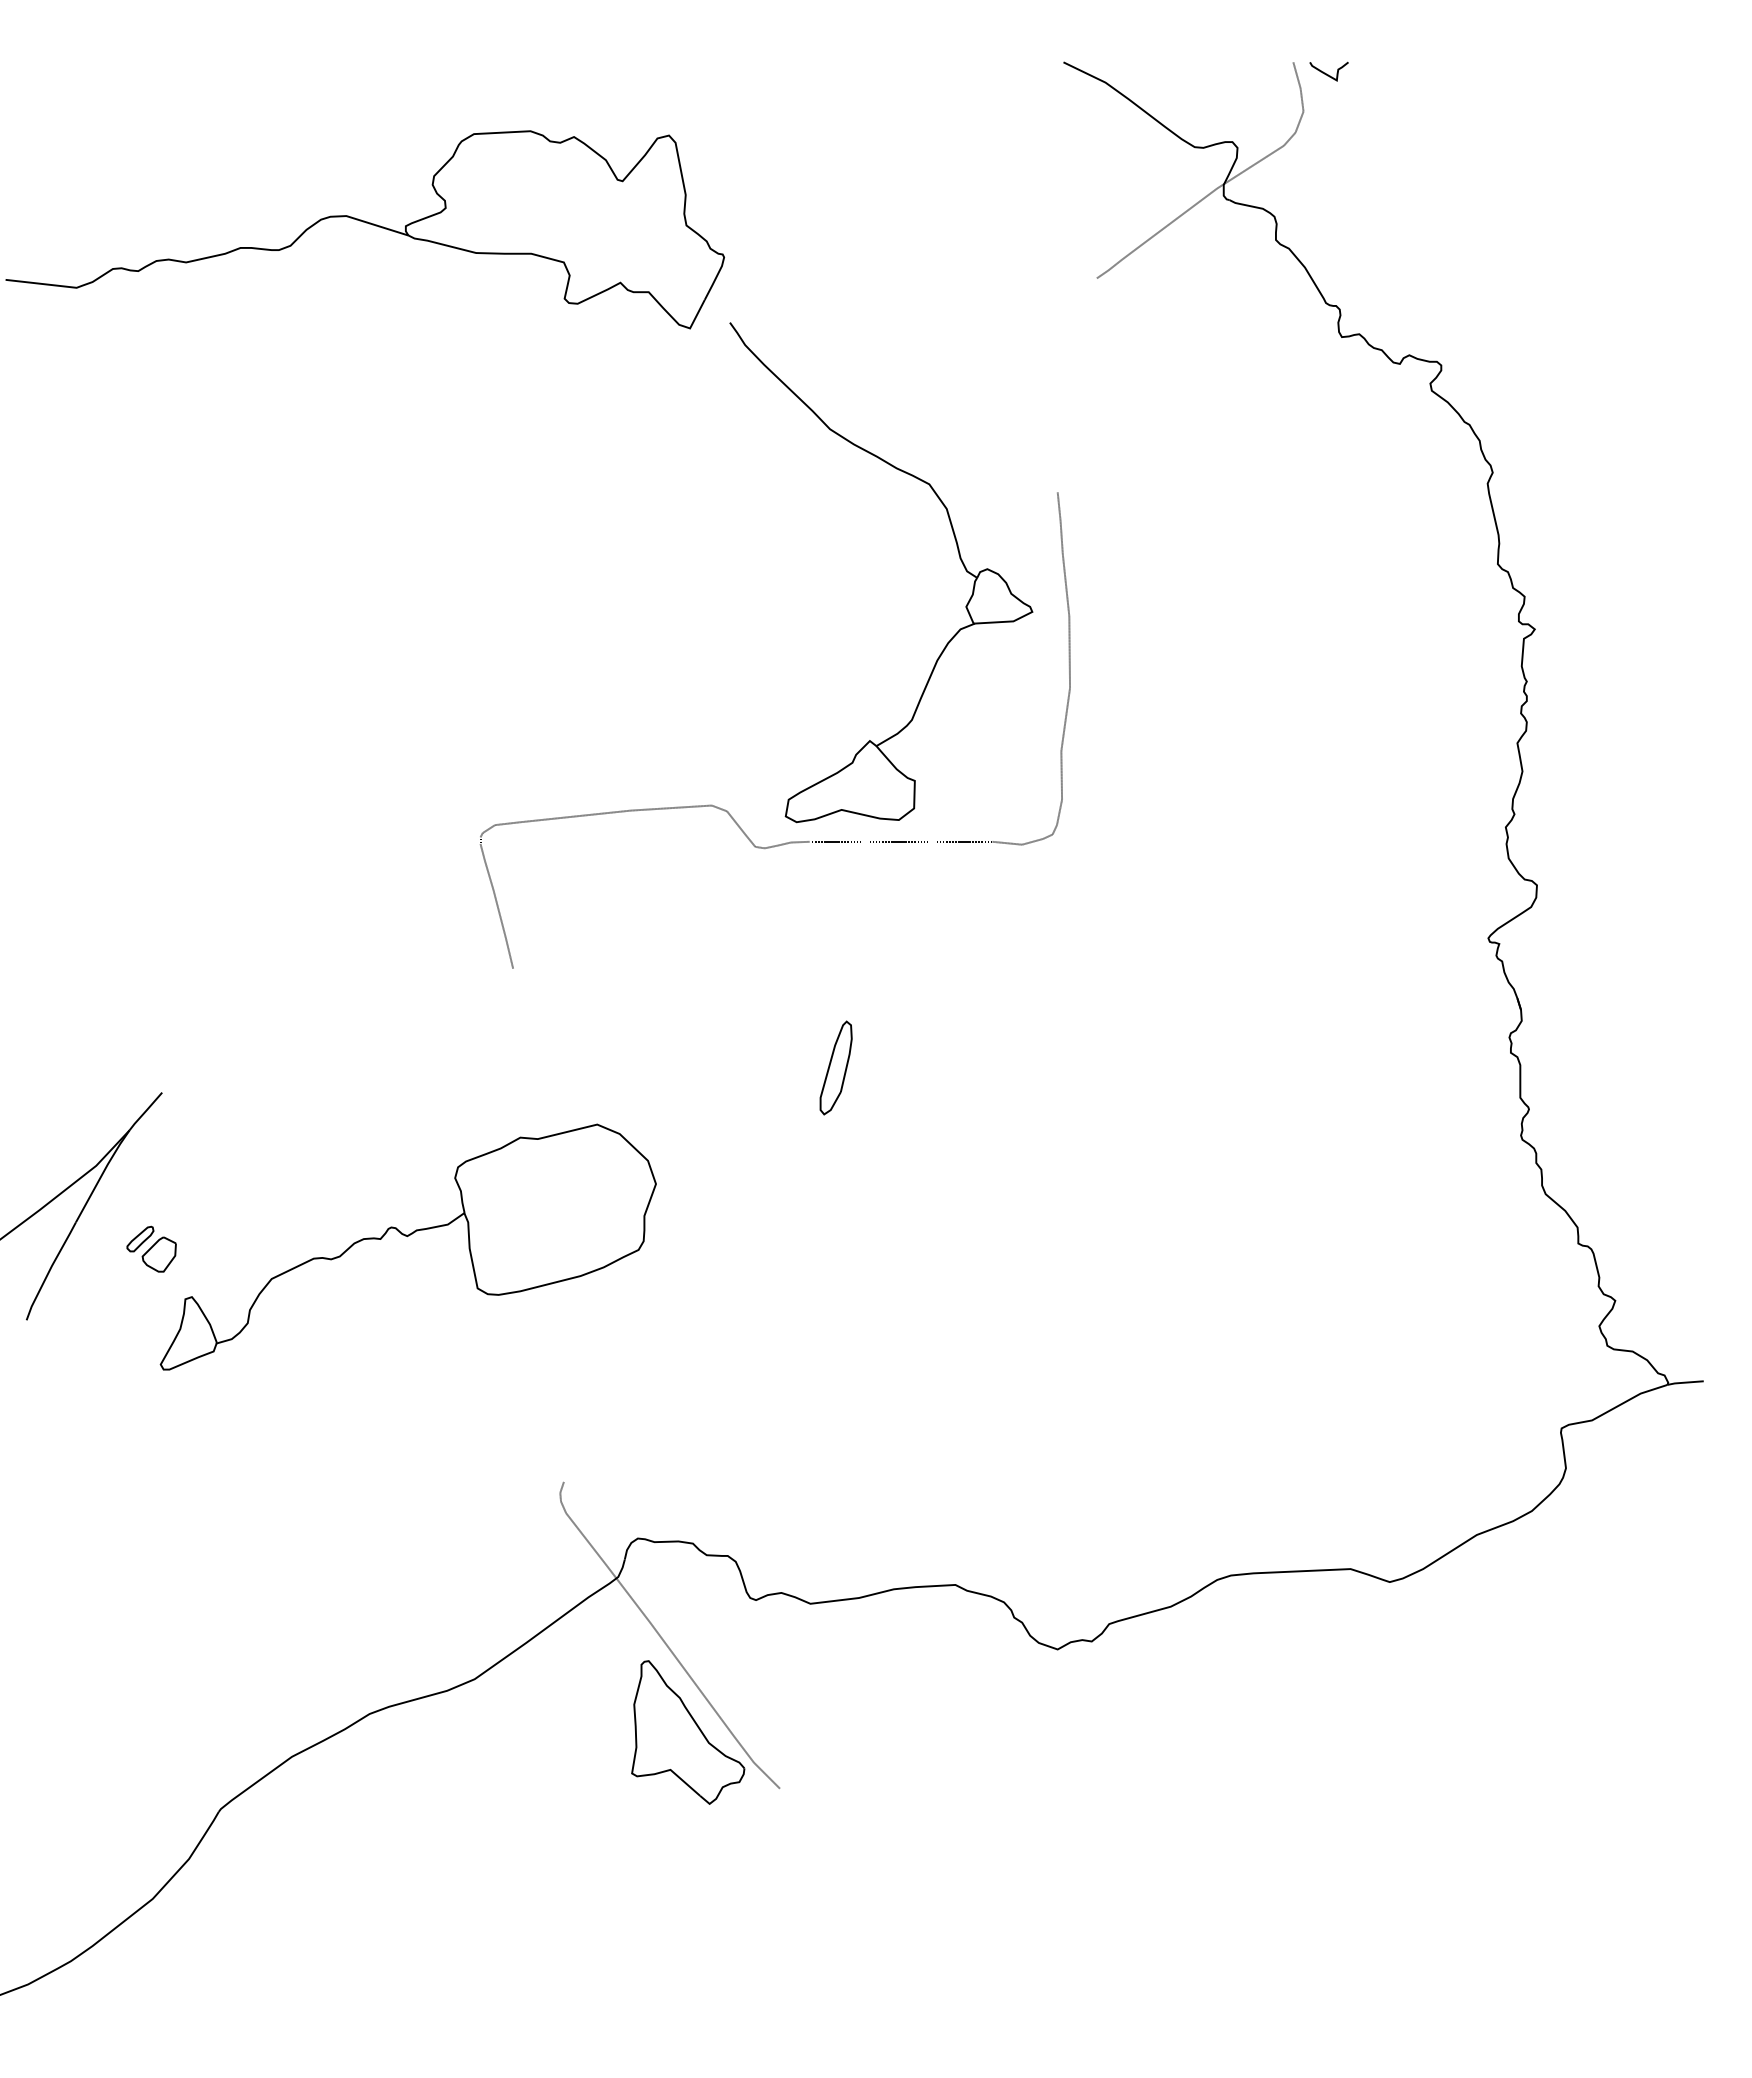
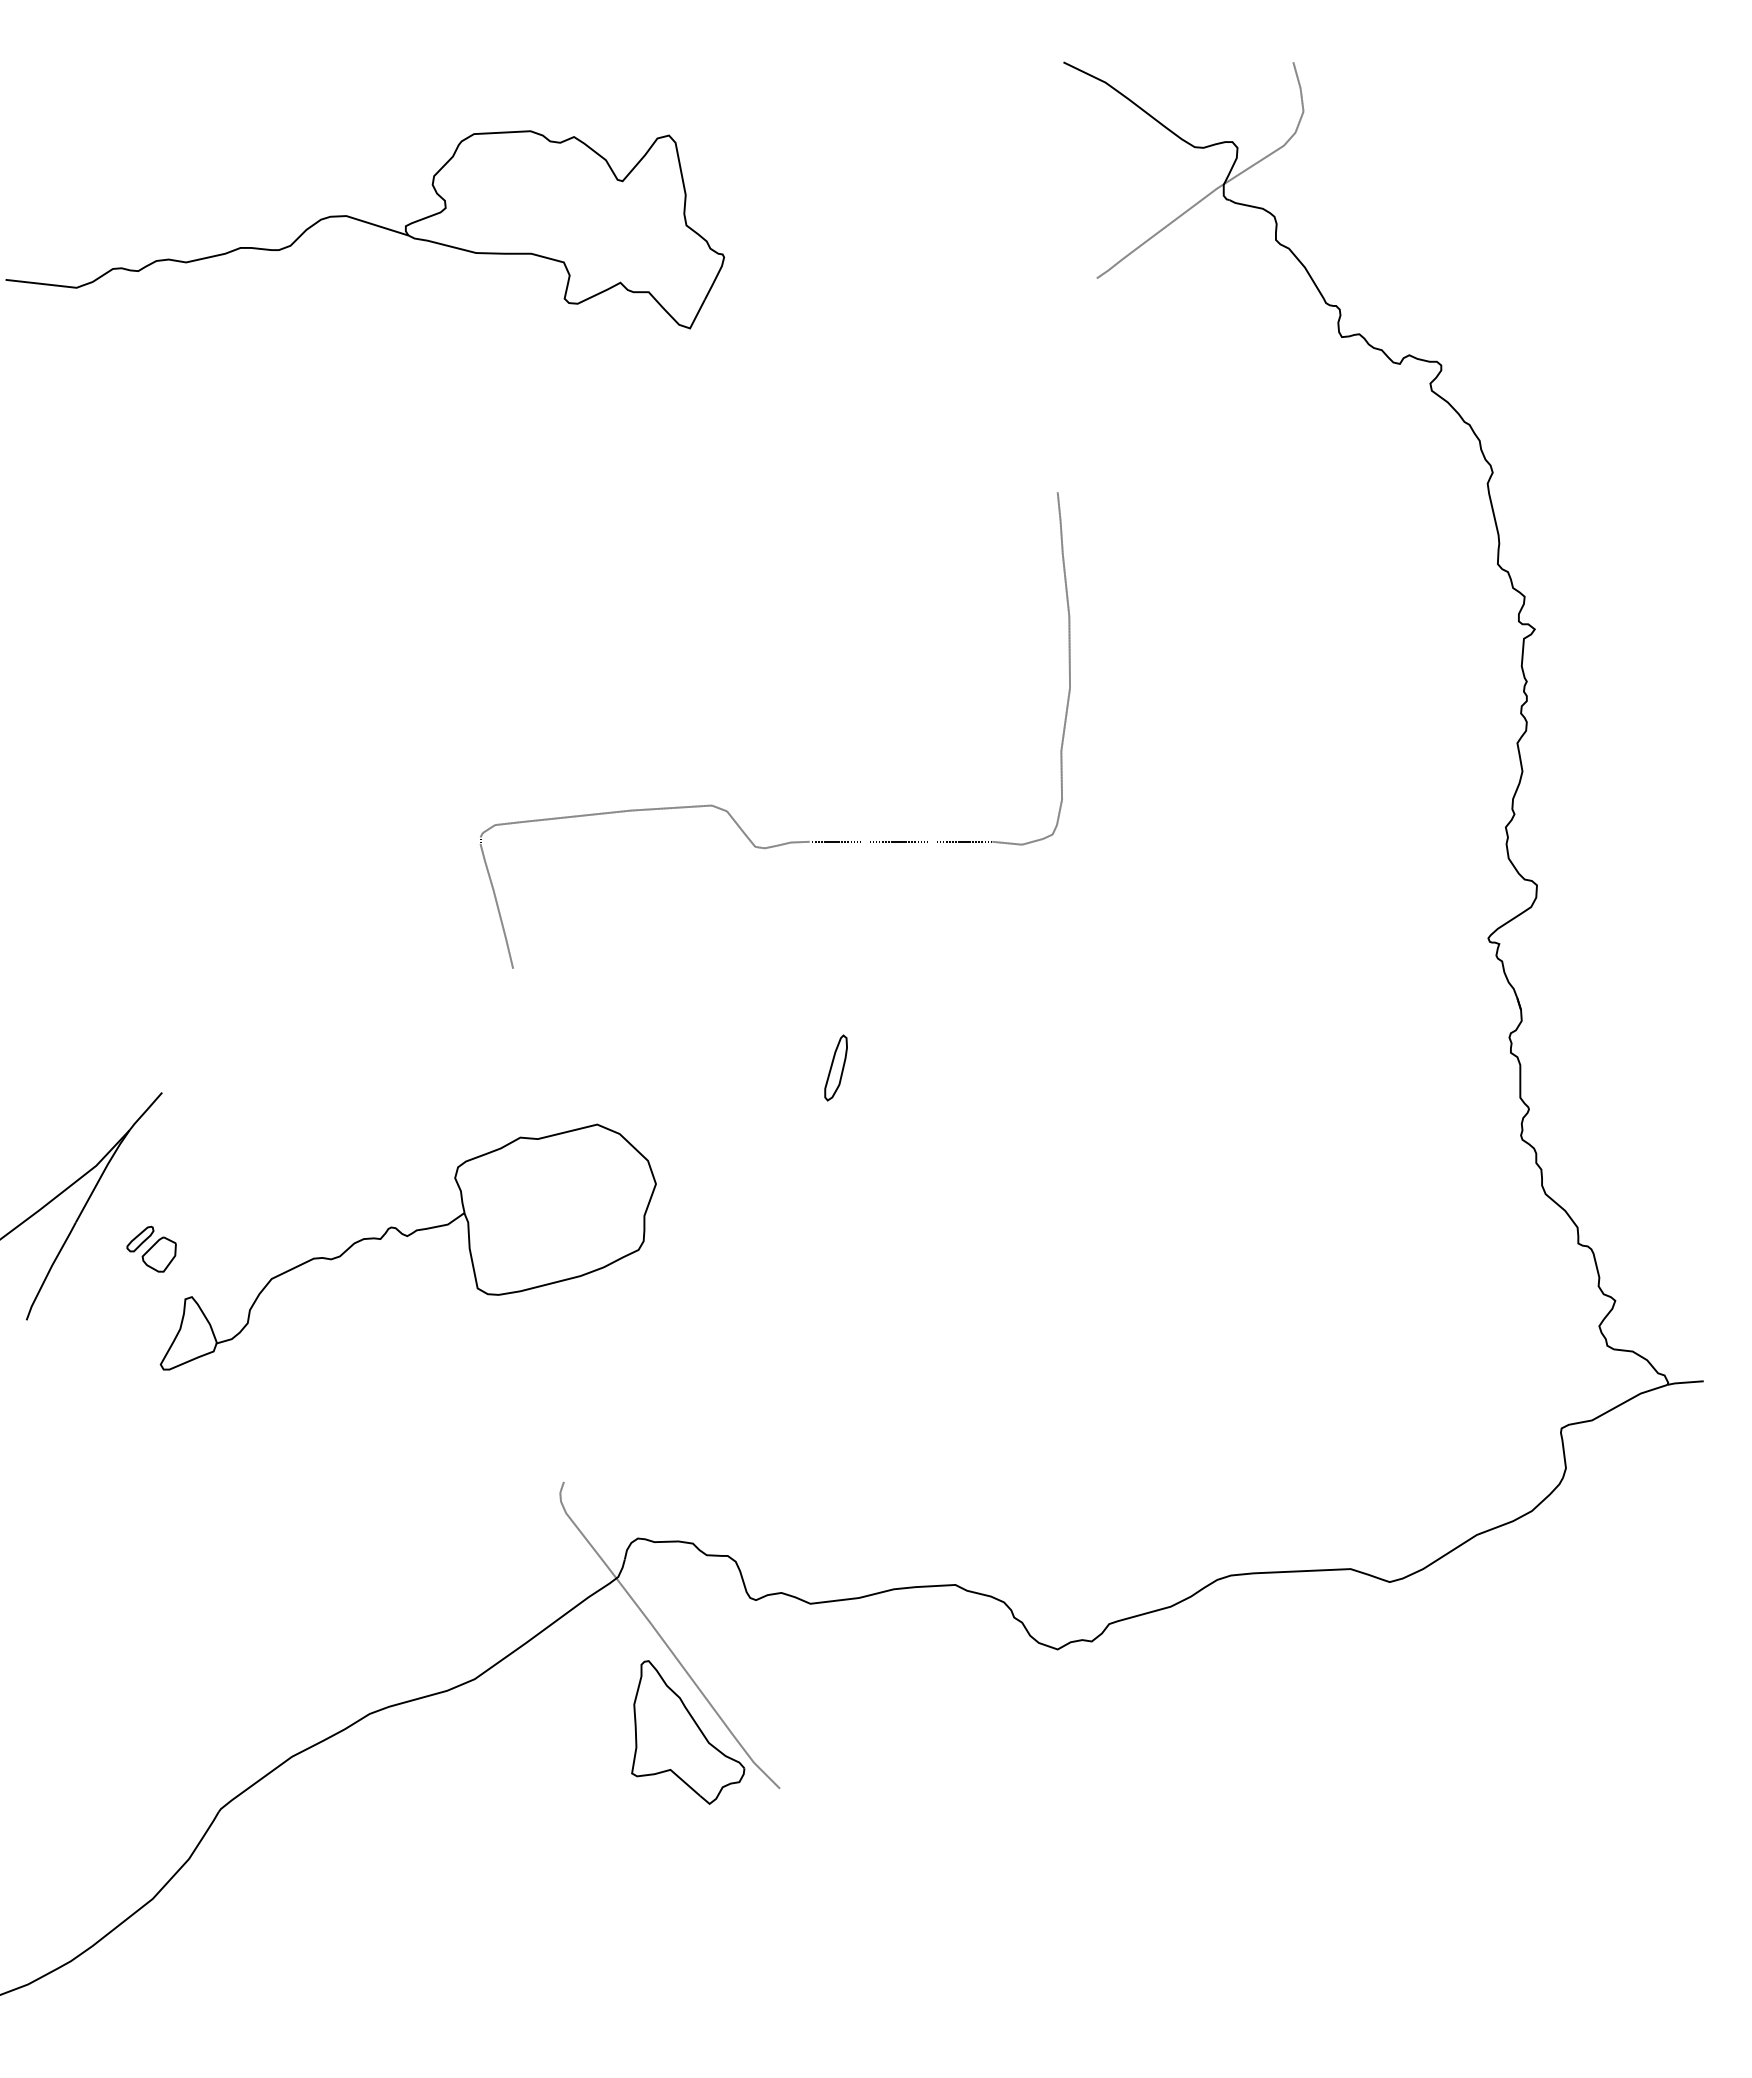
curve: present -> none (1326, 73)
part: present -> none (958, 554)
part size: 34x96 px -> 24x68 px (835, 1067)
